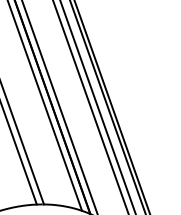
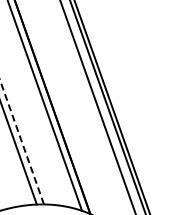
line: present -> none (59, 106)
line: present -> none (90, 106)
line: solid -> dashed (22, 142)
